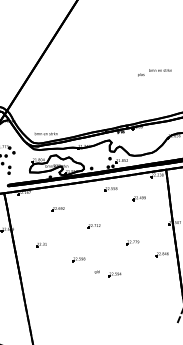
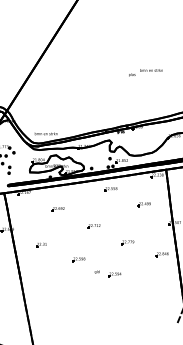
text position: (154, 72) -> (145, 72) (145, 72)
part position: (138, 198) -> (143, 204) (143, 204)
part position: (132, 242) -> (127, 242) (127, 242)
